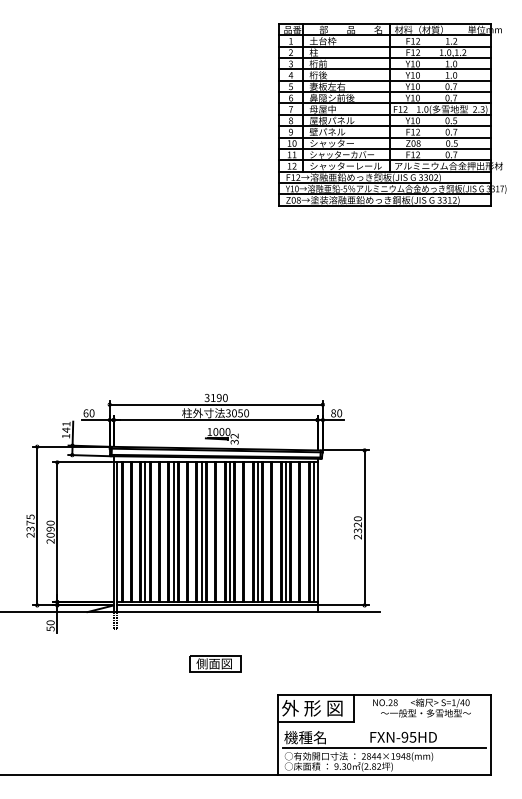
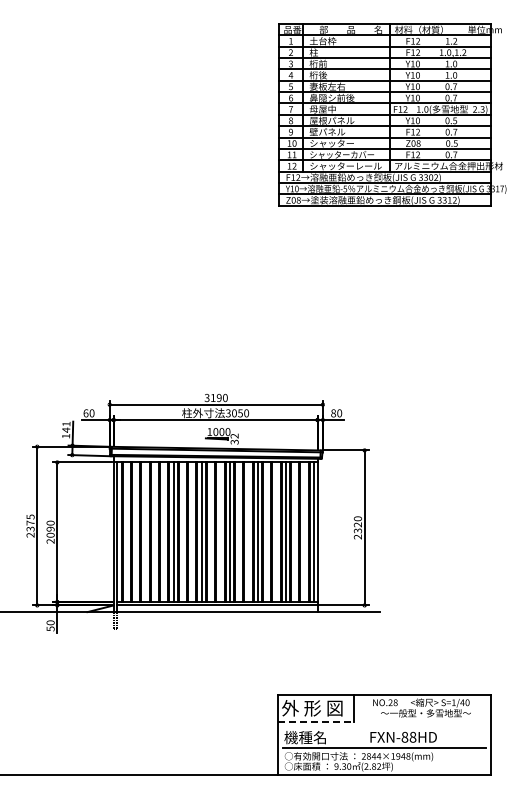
line: present -> none (145, 532)
part: present -> none (215, 663)
line: solid -> dashed (316, 721)
text: FXN-95HD -> FXN-88HD (408, 736)
